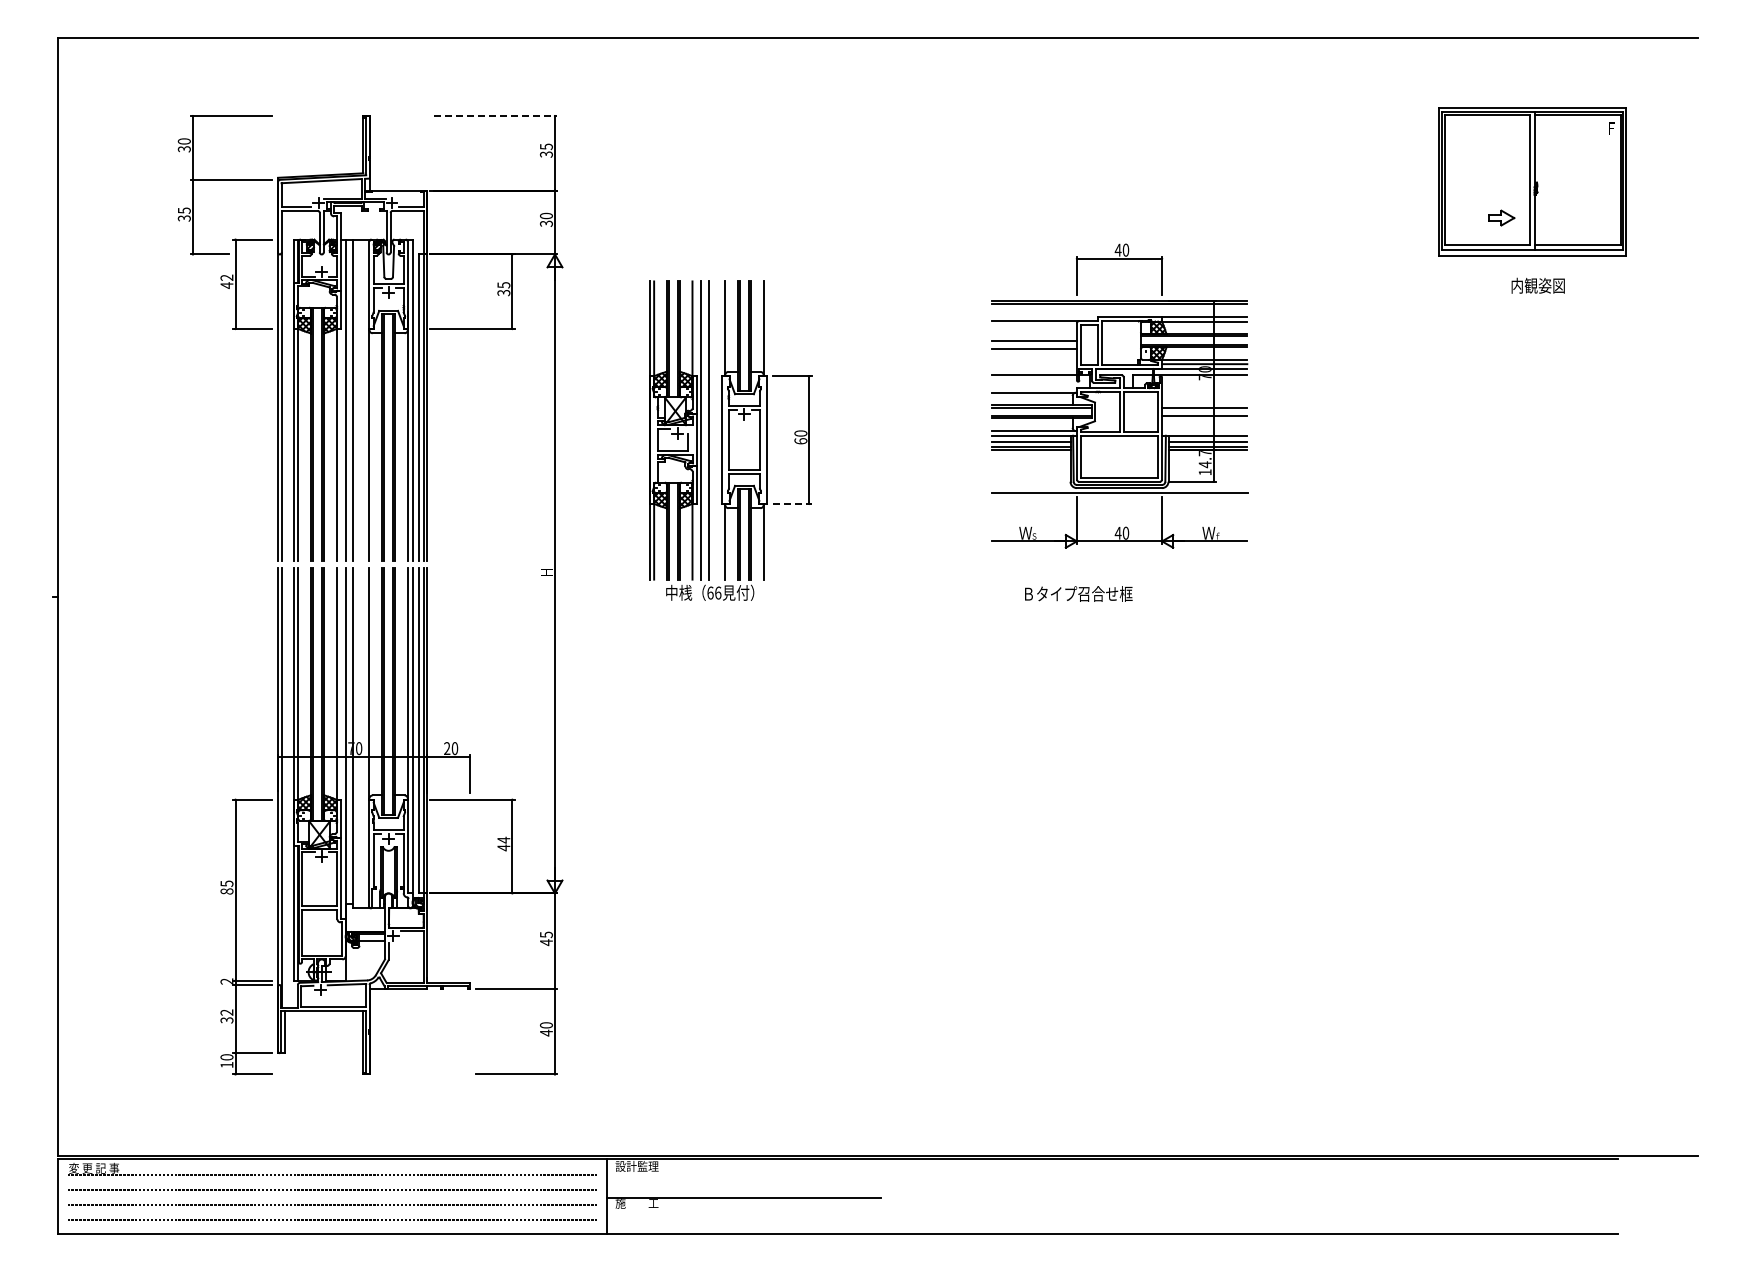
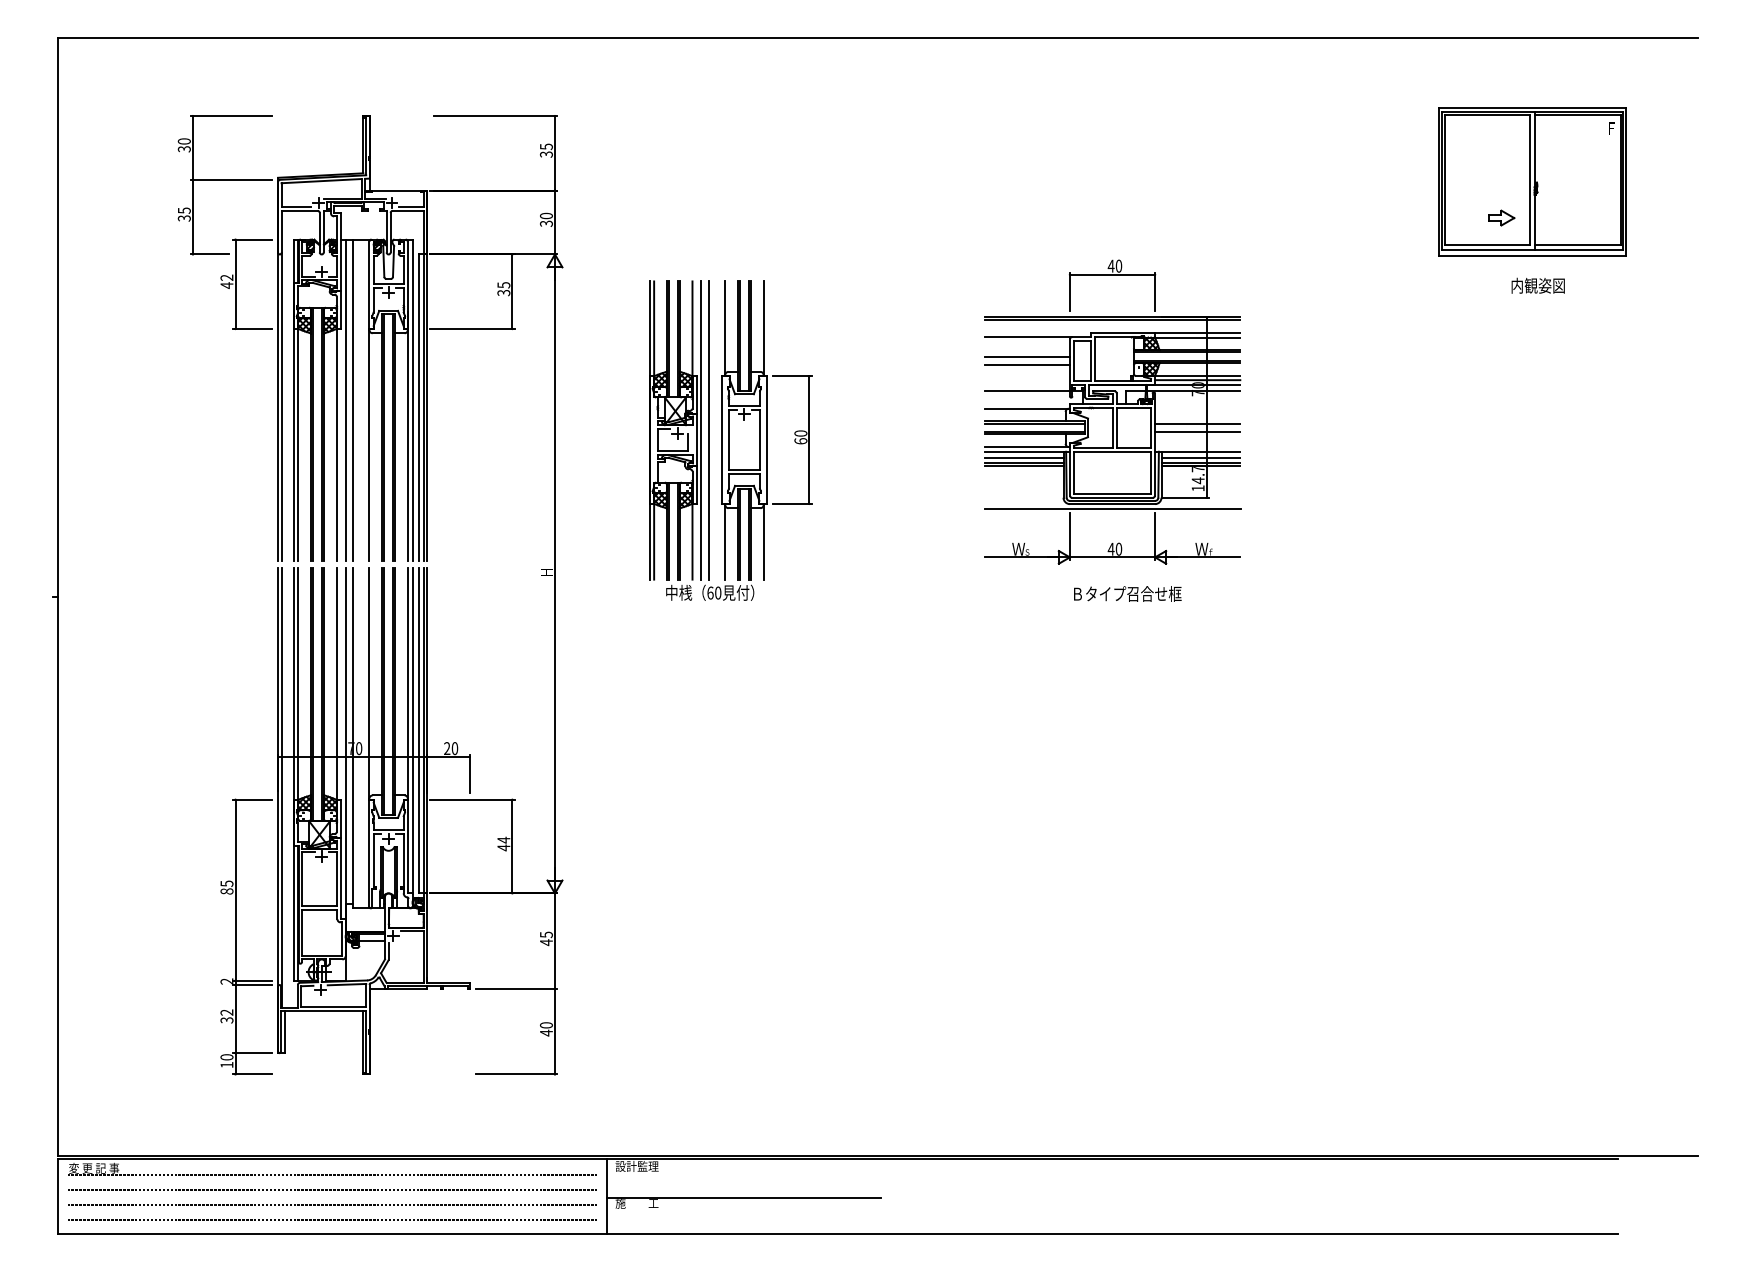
line: dashed -> solid (495, 116)
part position: (1119, 395) -> (1112, 411) (1112, 411)
line: dashed -> solid (792, 503)
text: 66 -> 60 (718, 592)
text position: (1078, 593) -> (1127, 593) (1127, 593)
